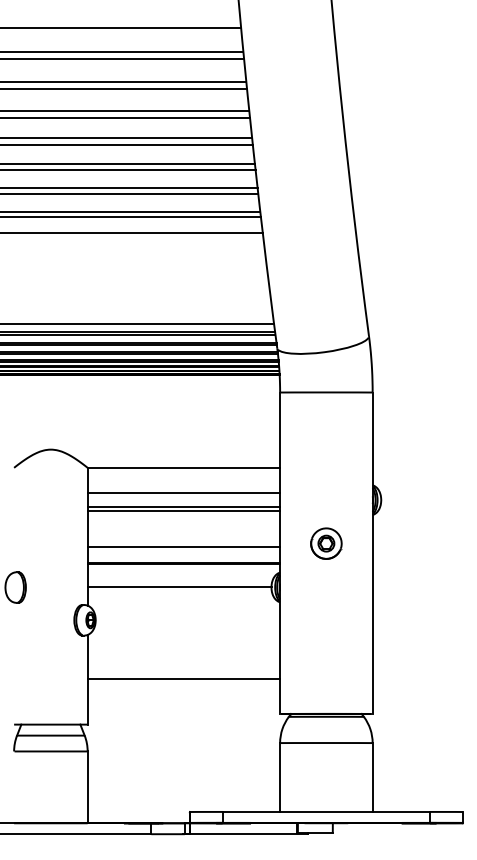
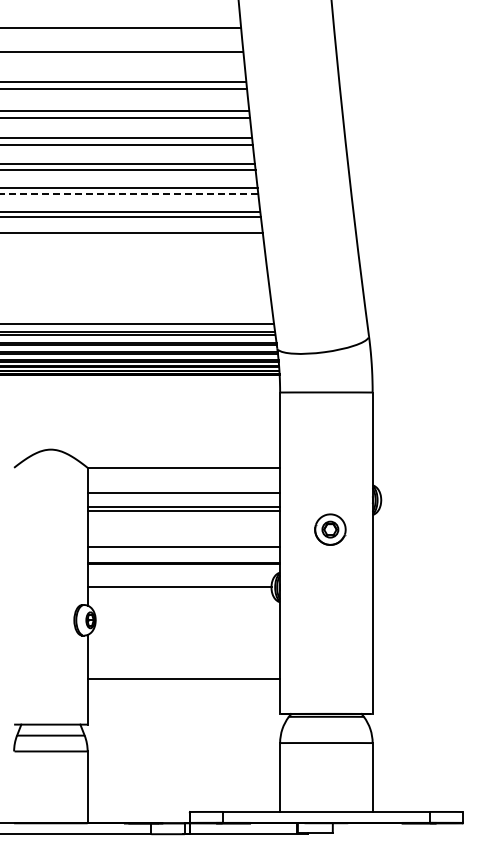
line: present -> none (123, 59)
line: solid -> dashed (129, 194)
part position: (326, 543) -> (330, 529) (330, 529)
part: present -> none (15, 587)
